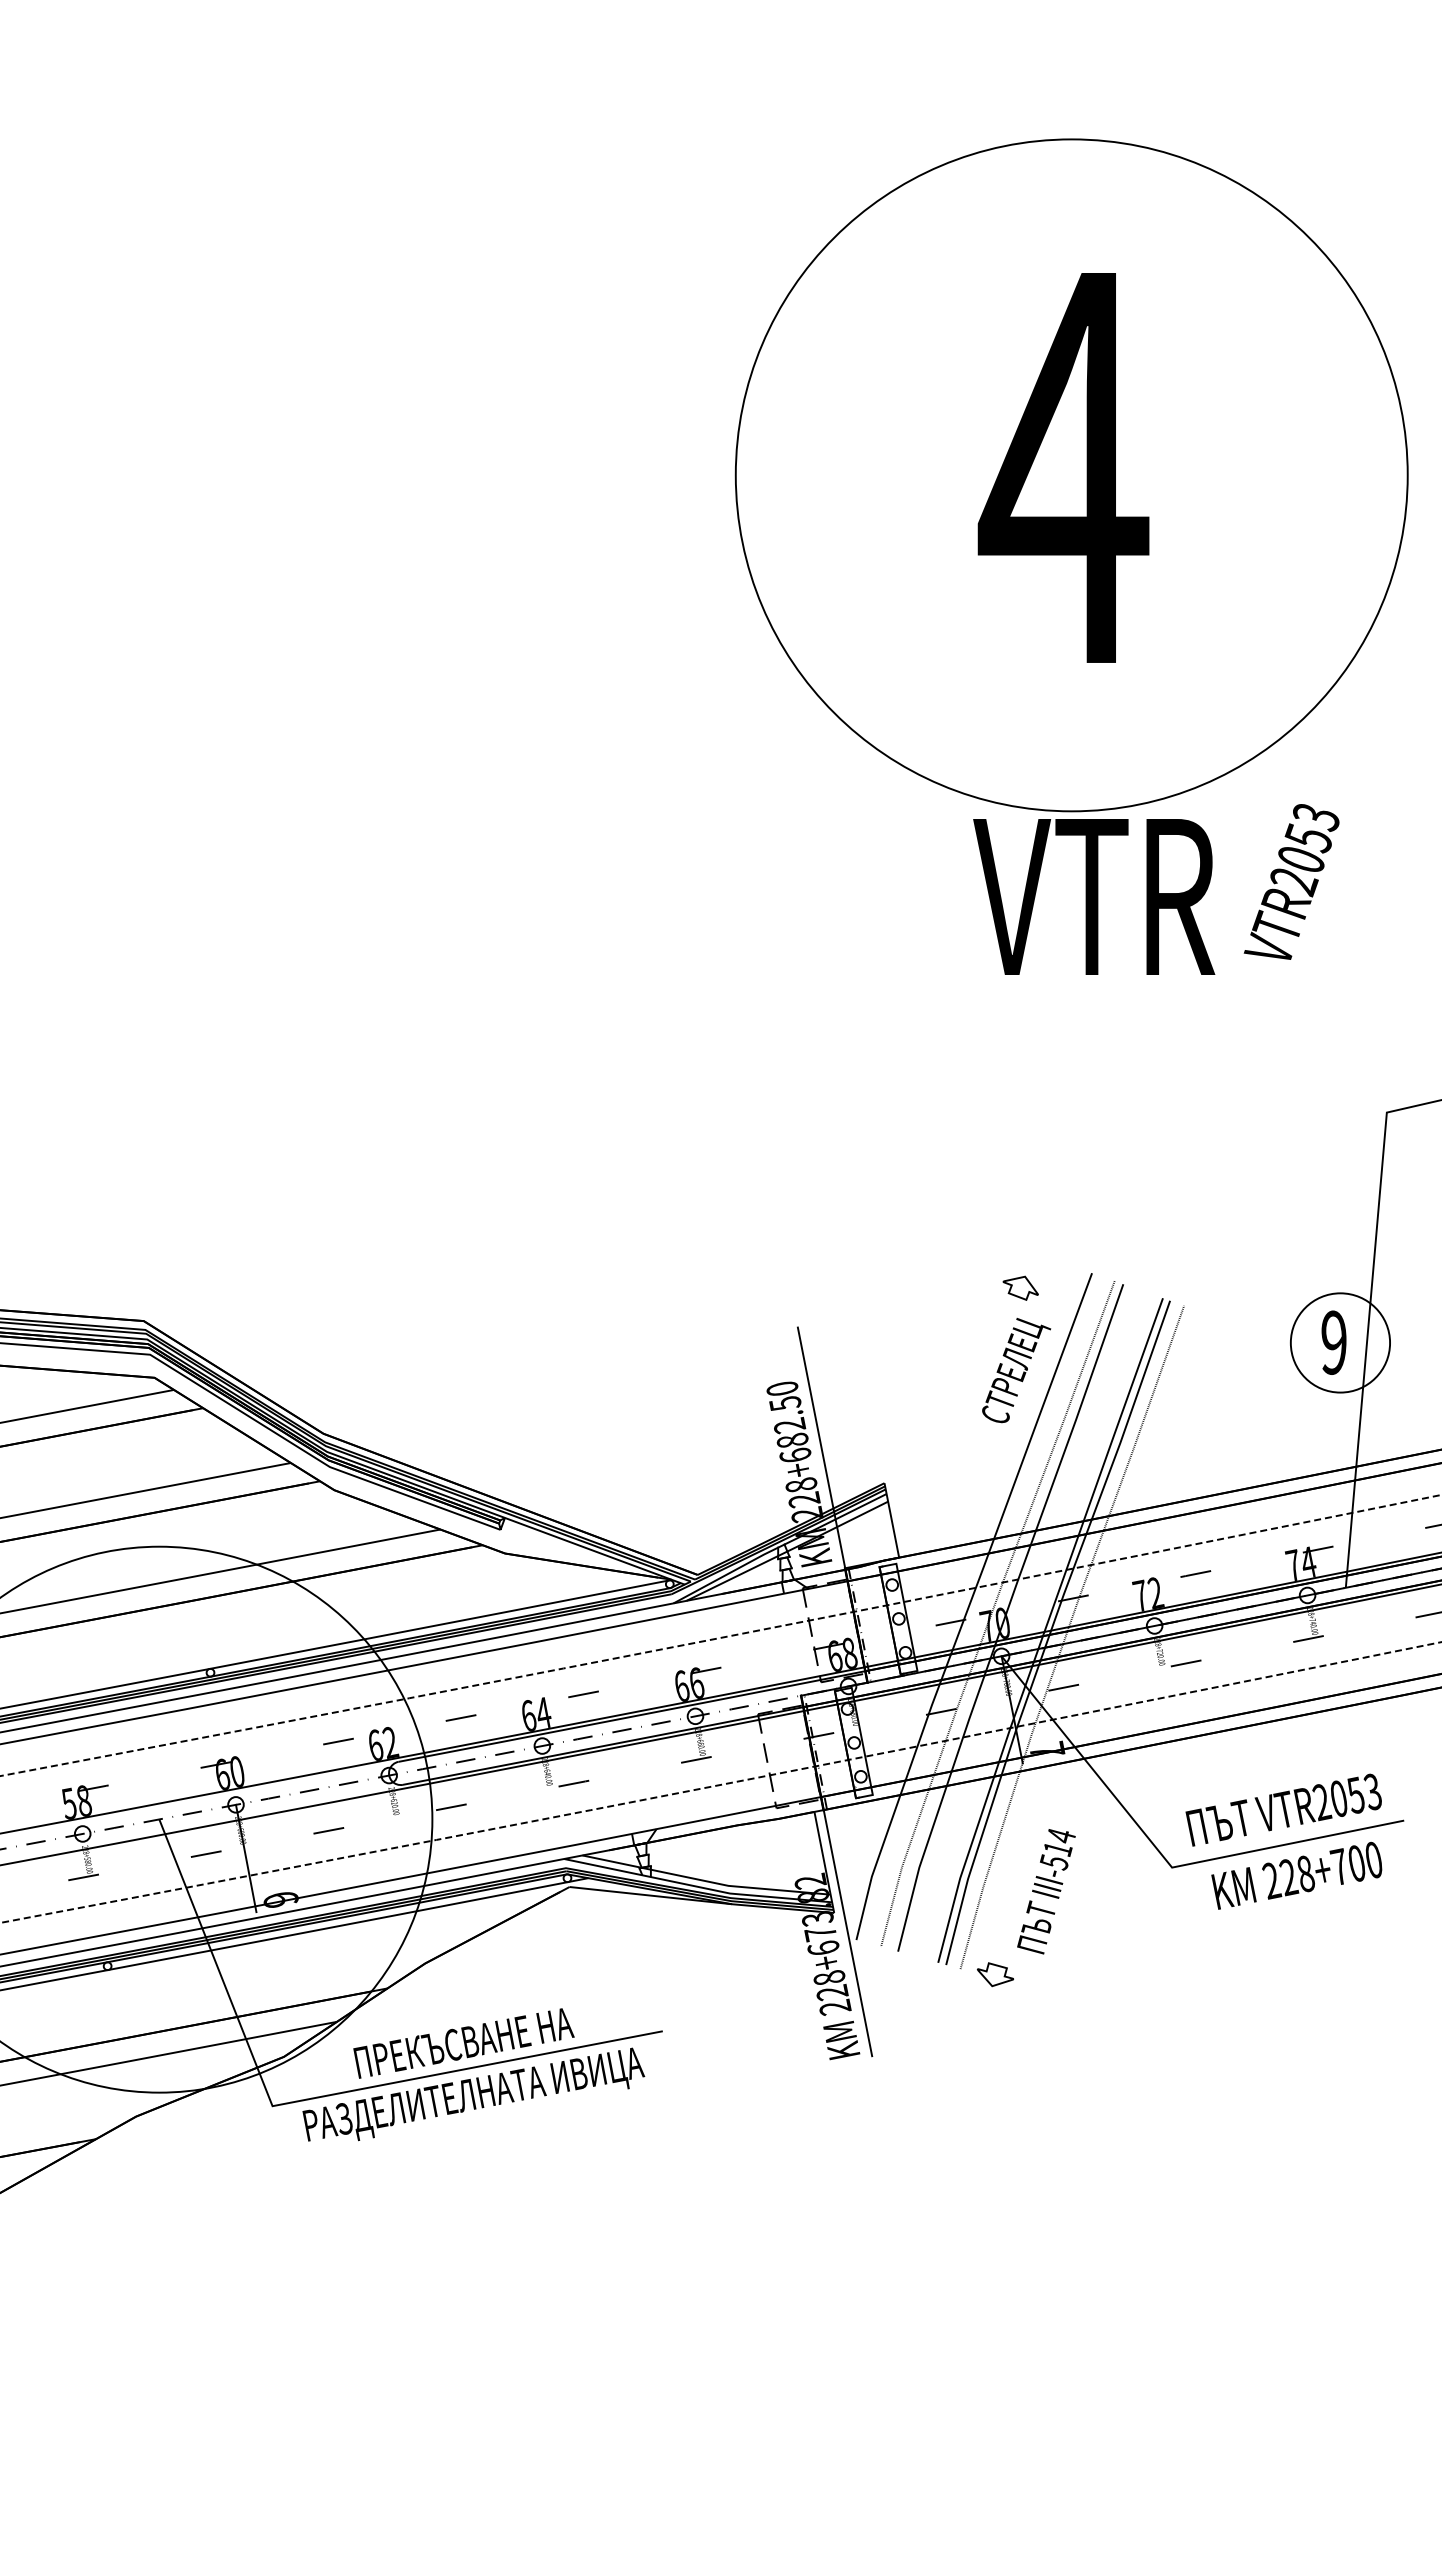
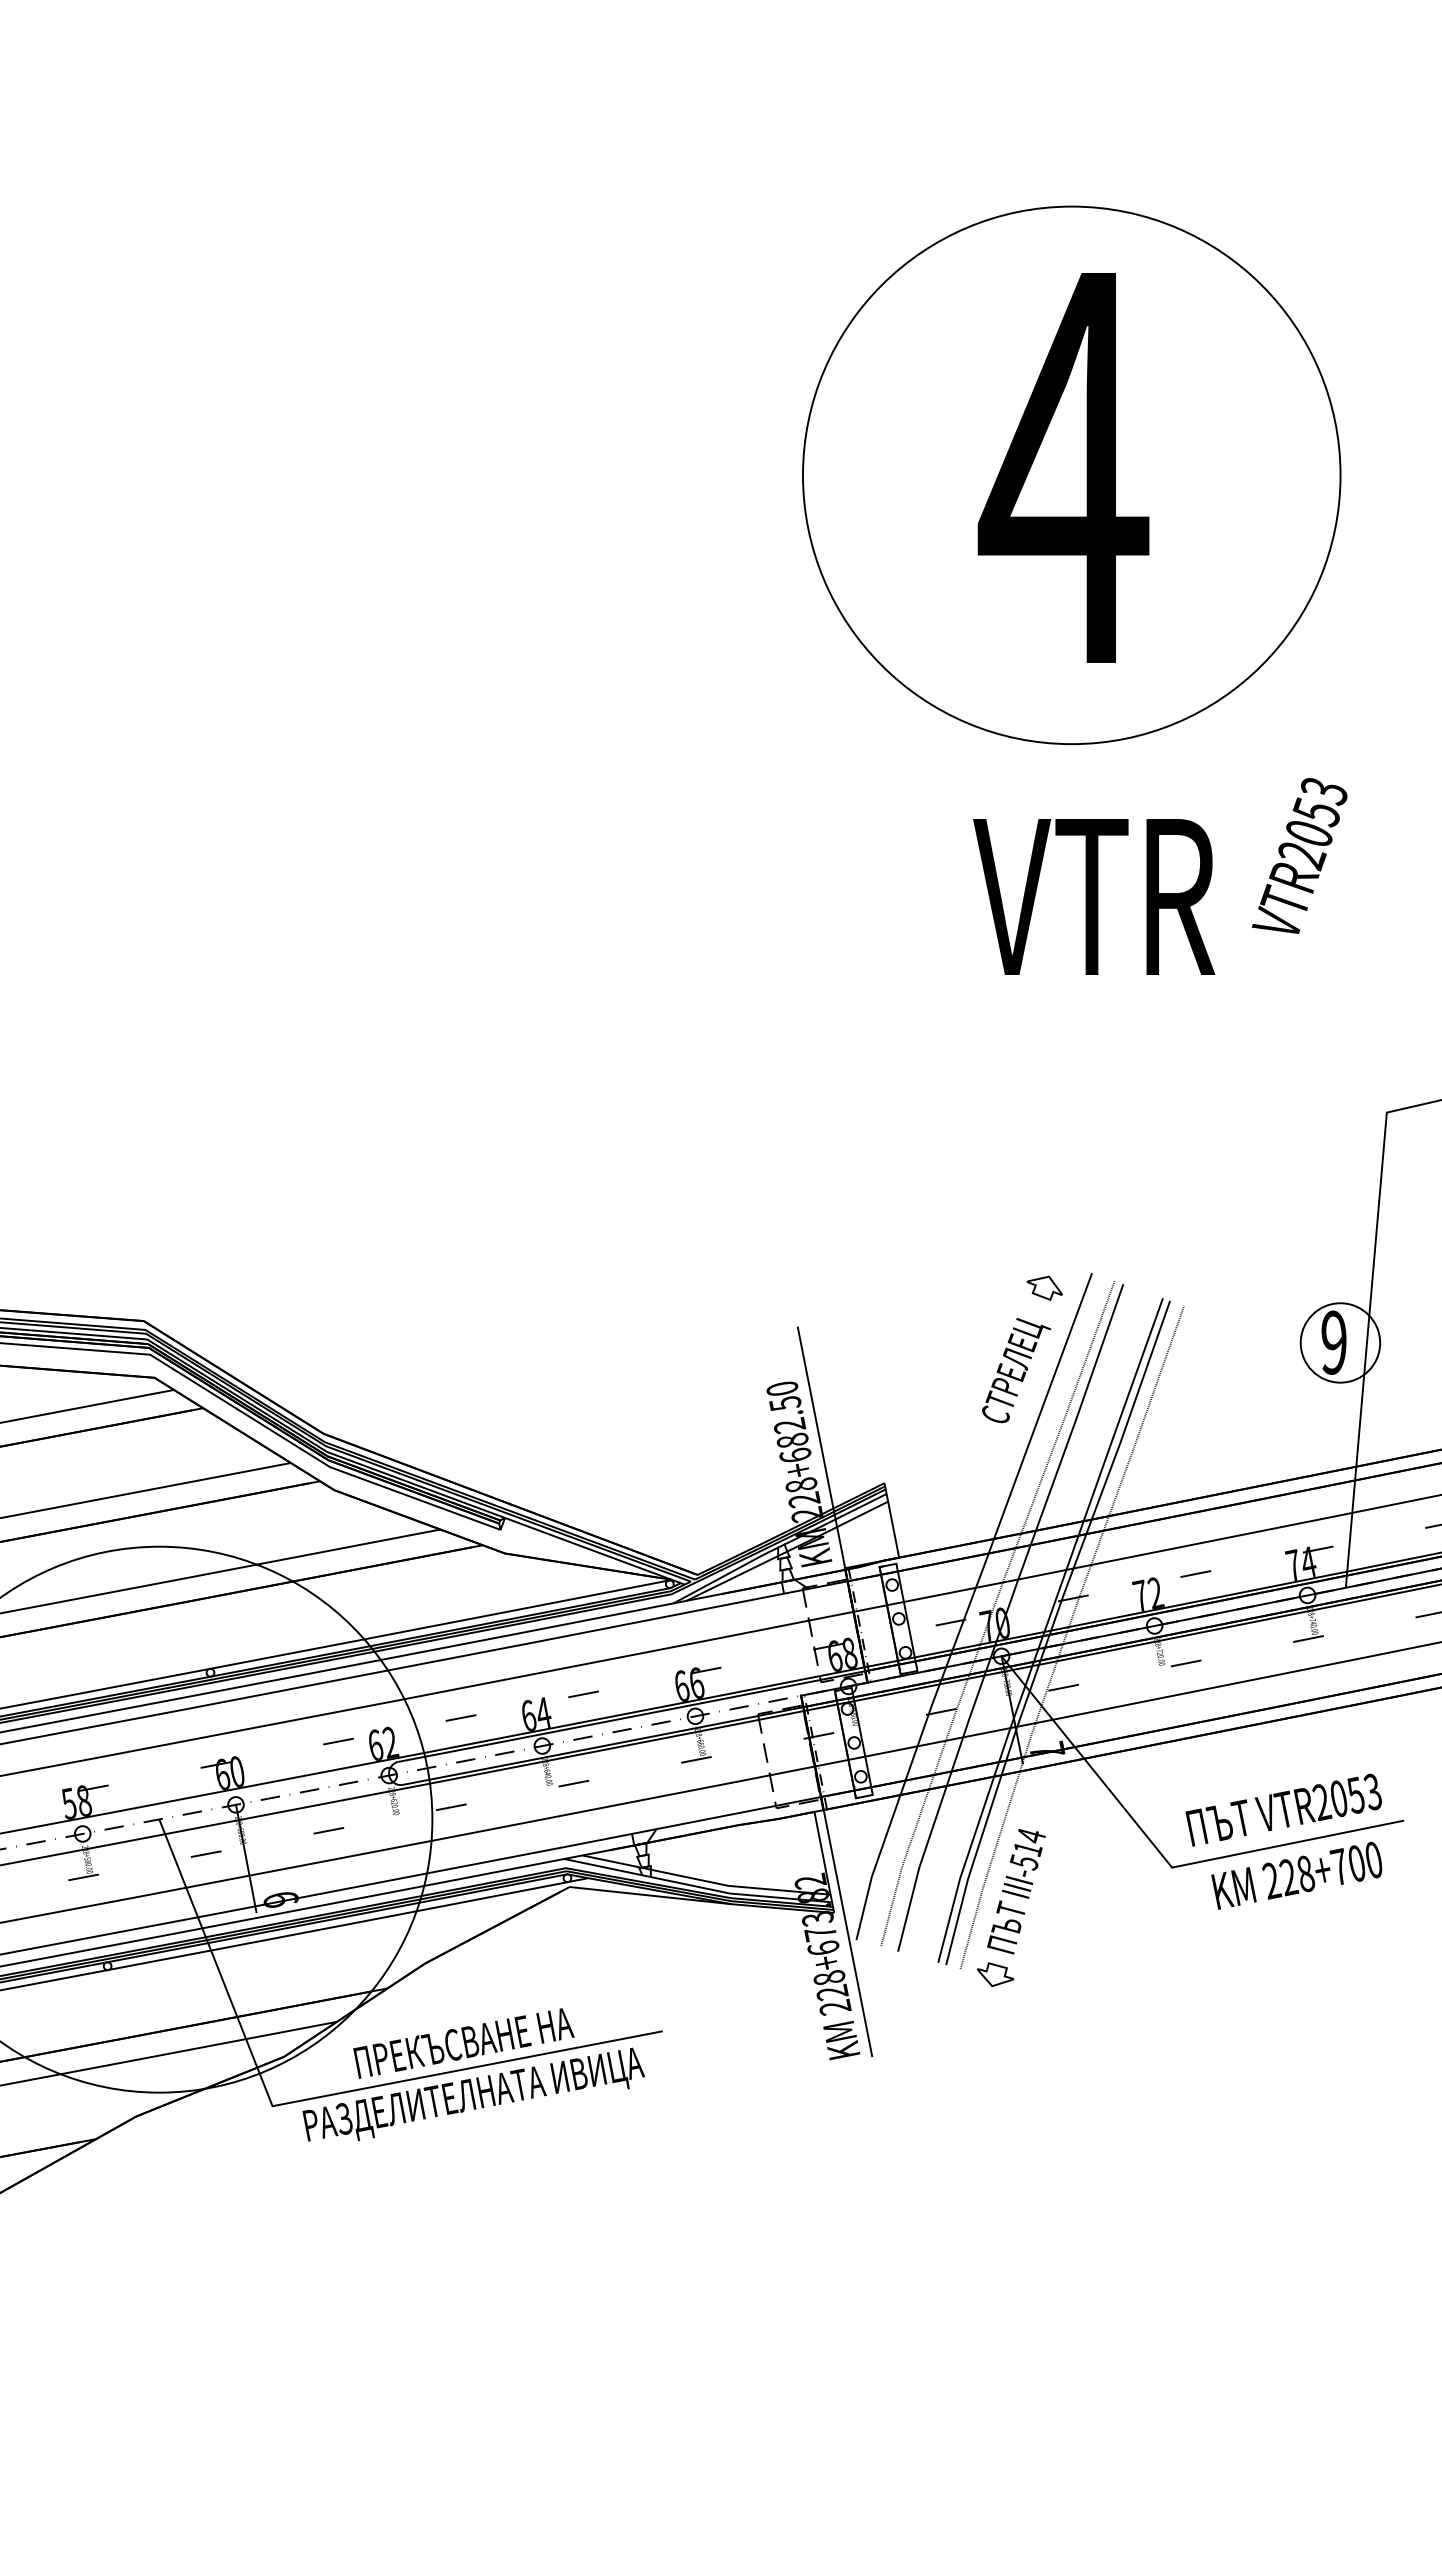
circle diameter: 672 px -> 538 px (1071, 475)
text position: (1291, 881) -> (1299, 855) (1299, 855)
part position: (1020, 1287) -> (1044, 1287) (1044, 1287)
circle diameter: 99 px -> 79 px (1340, 1342)
line: dashed -> solid (721, 1637)
line: dashed -> solid (721, 1784)
text position: (1046, 1891) -> (1016, 1891) (1016, 1891)
